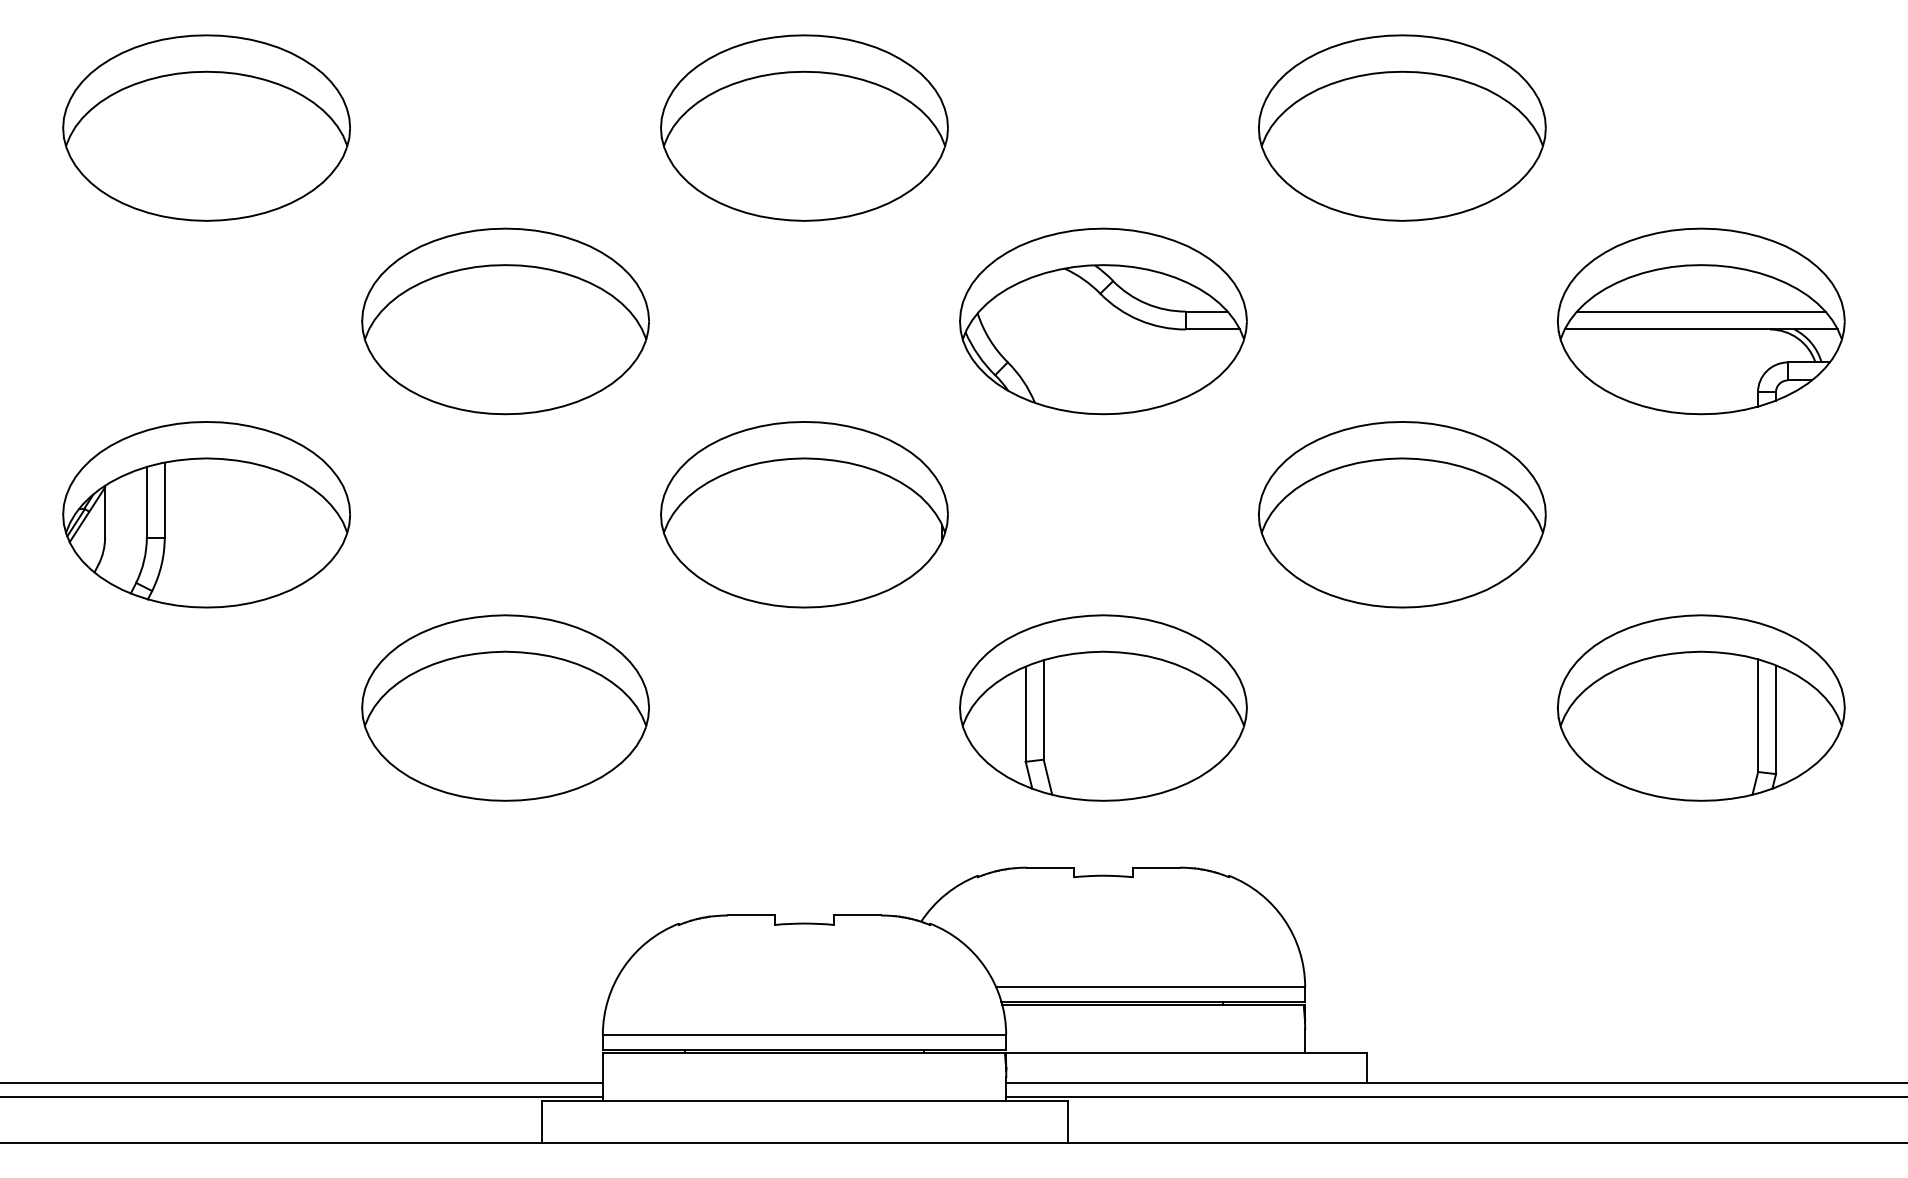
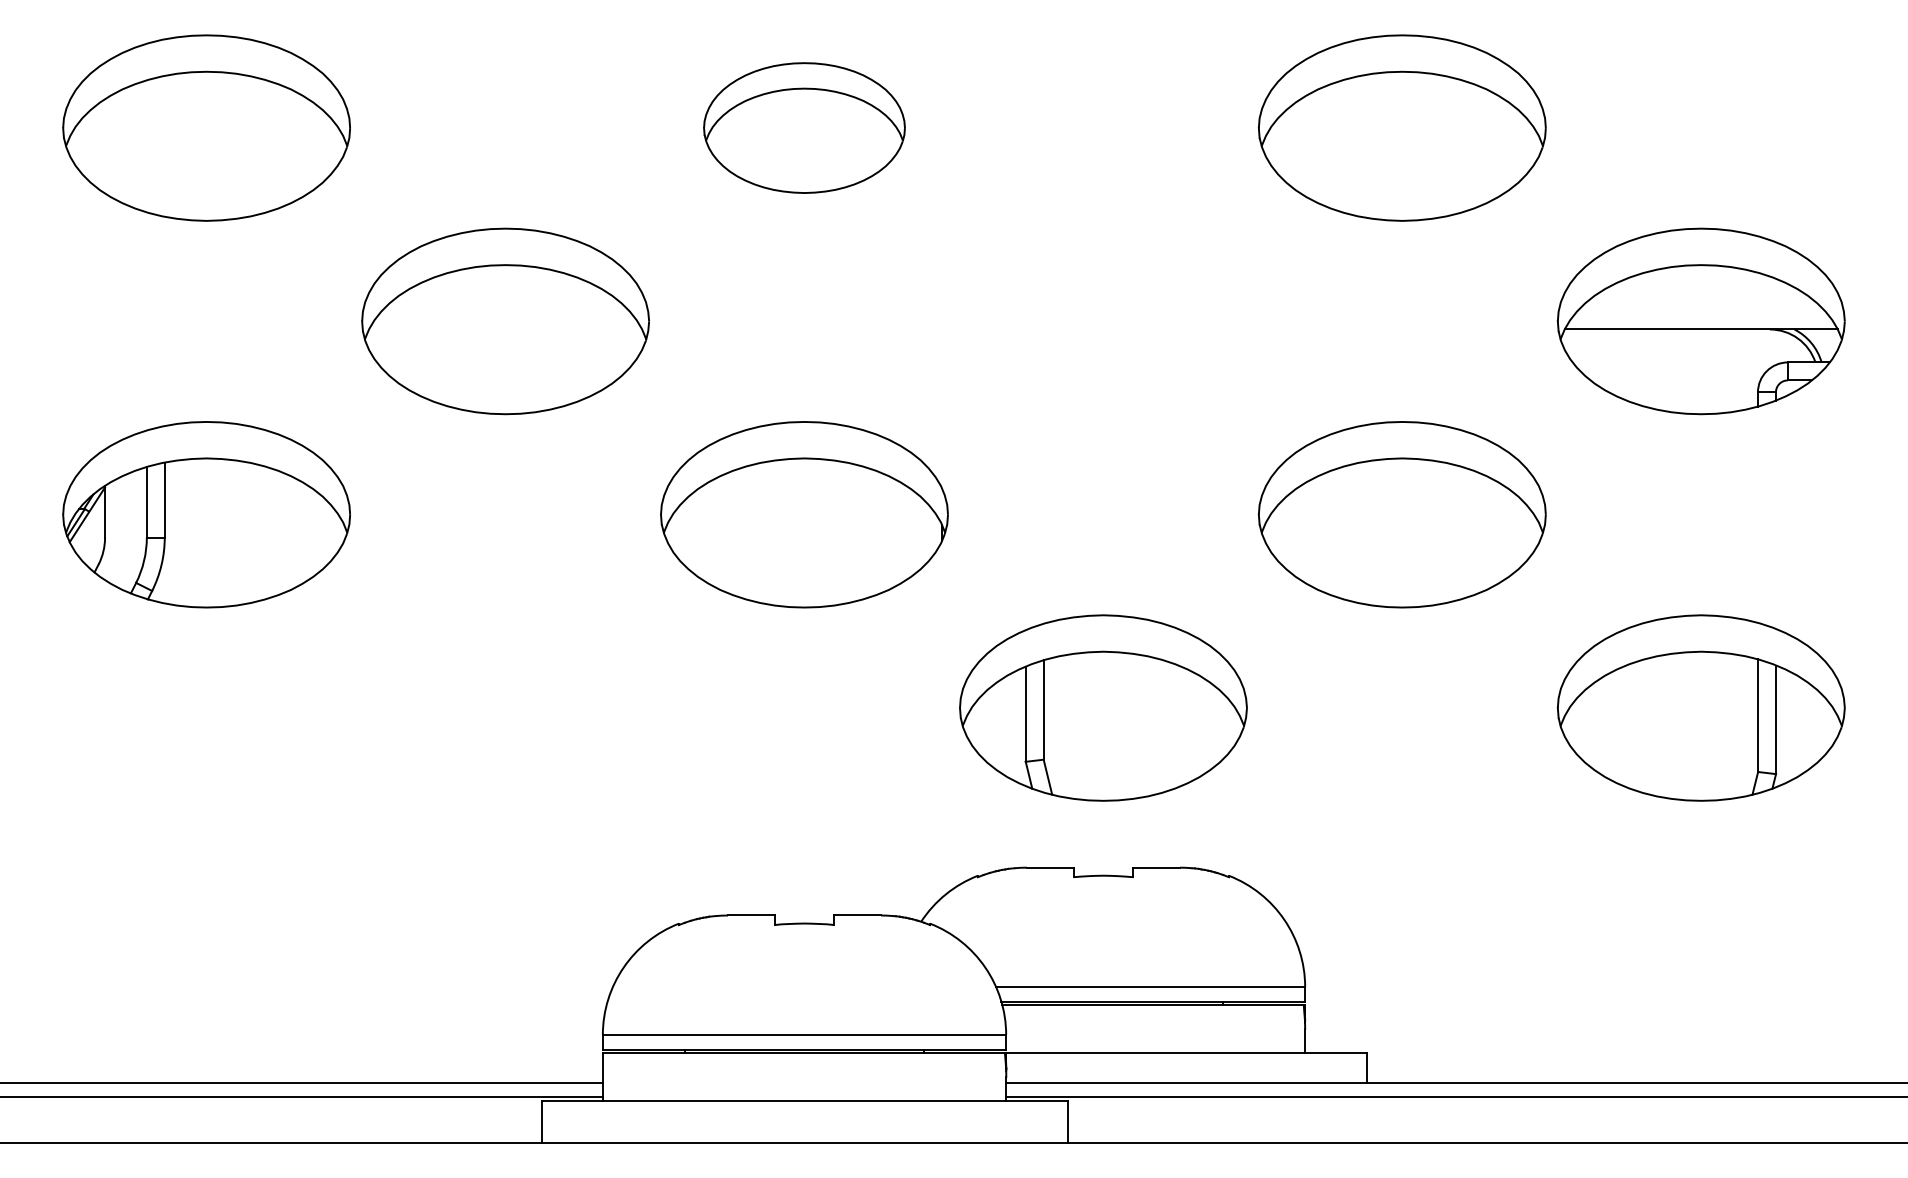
part size: 289x188 px -> 203x132 px (804, 127)
line: present -> none (1700, 311)
part: present -> none (1103, 321)
part: present -> none (505, 707)
